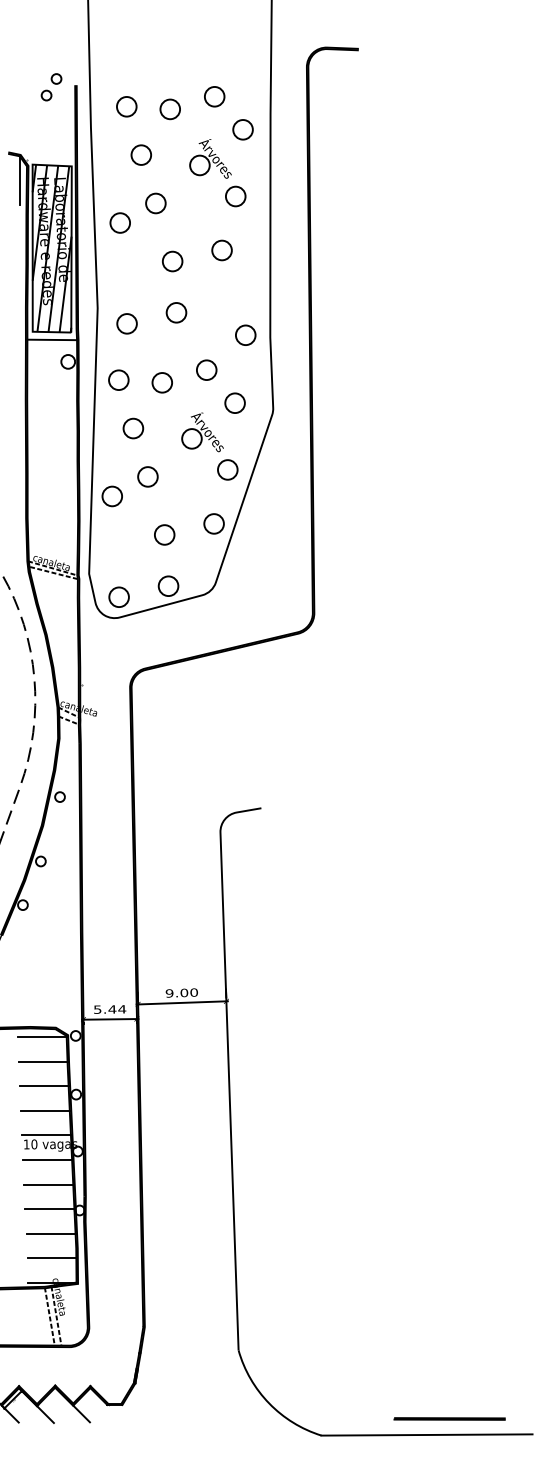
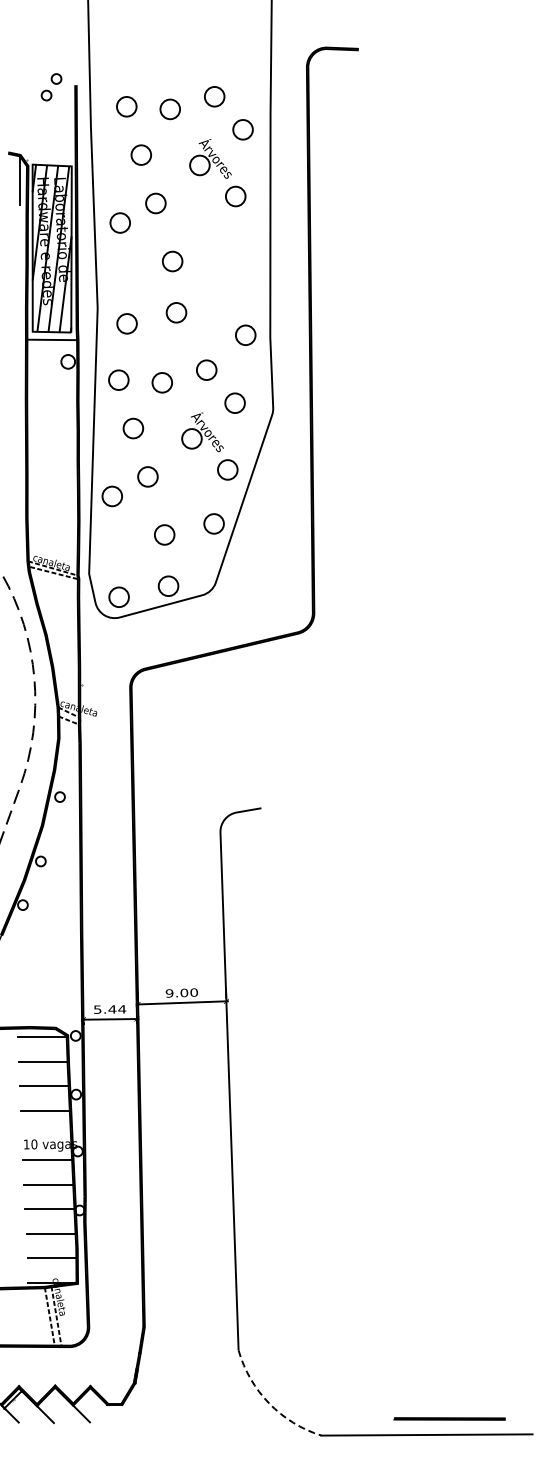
circle: present -> none (221, 250)
line: present -> none (45, 1135)
arc: solid -> dashed (269, 1403)
